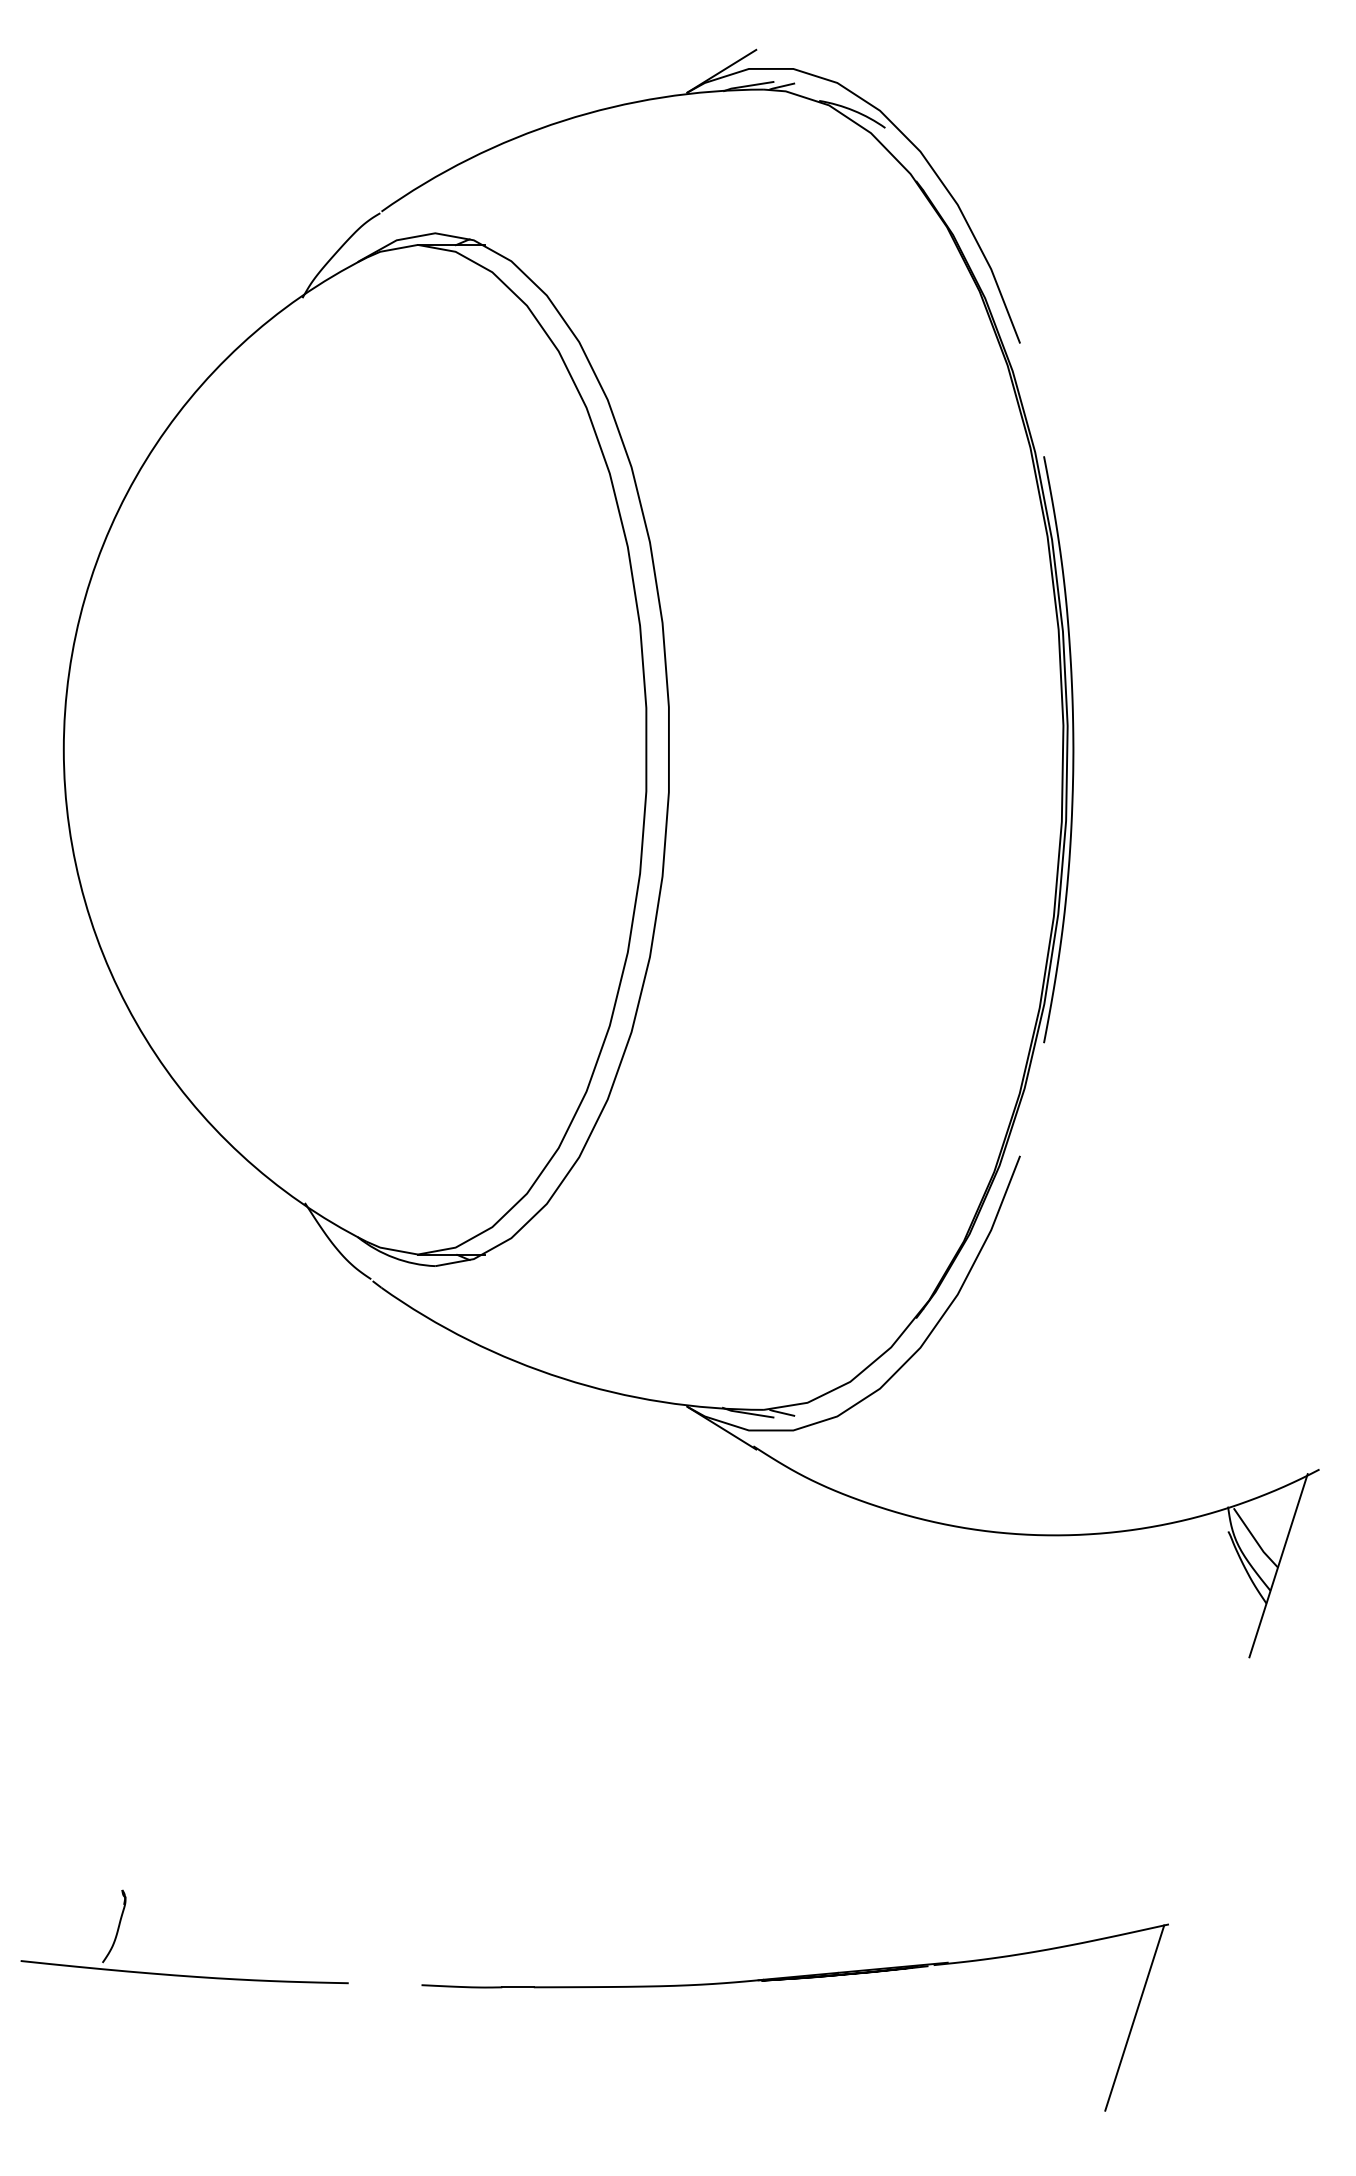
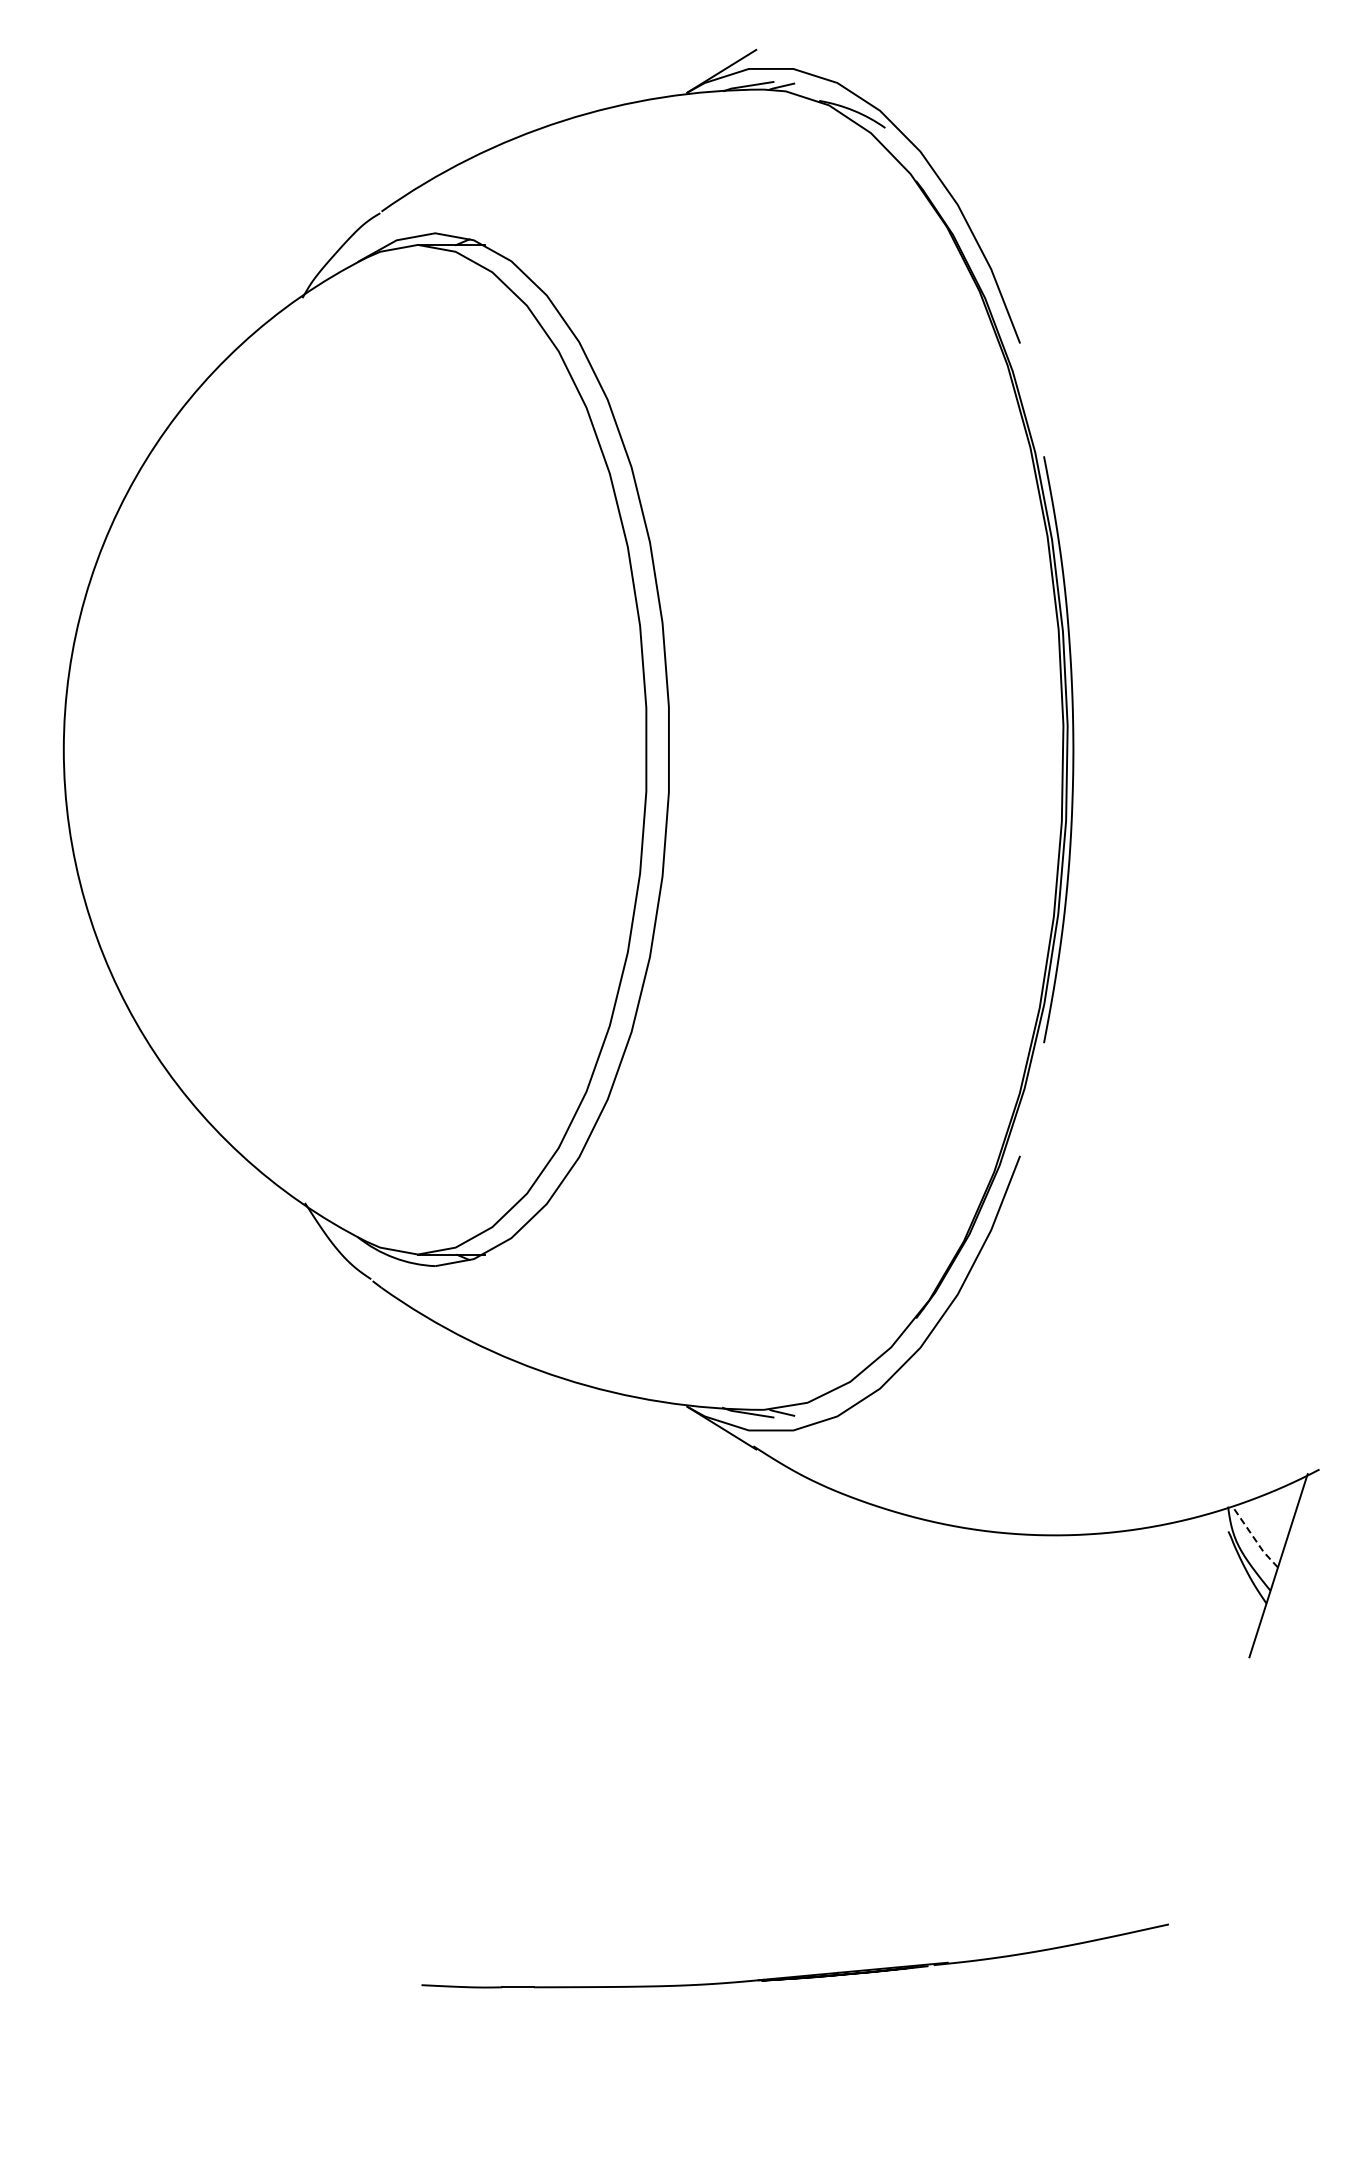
line: solid -> dashed (1254, 1539)
part: present -> none (180, 1974)
line: present -> none (1134, 2017)
